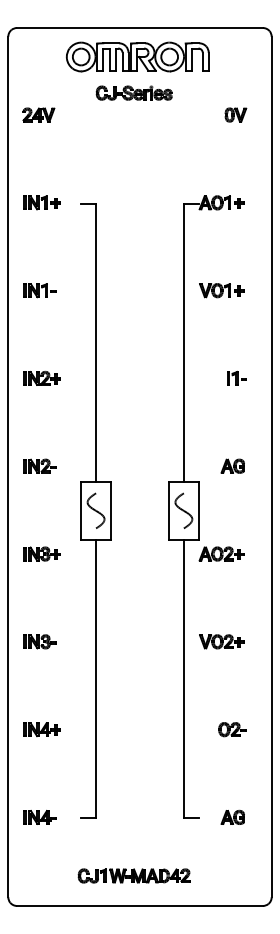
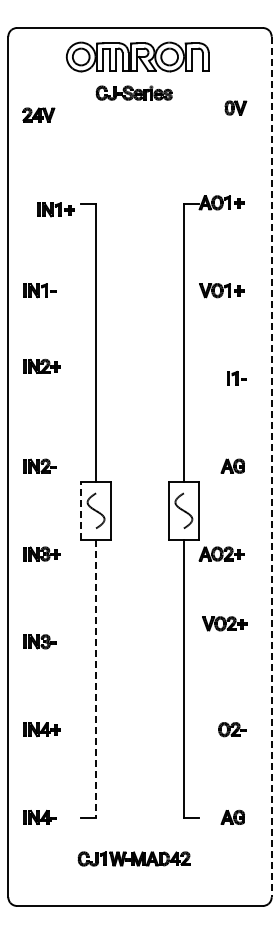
part position: (235, 114) -> (235, 107) (235, 107)
part position: (41, 202) -> (55, 209) (55, 209)
part position: (41, 377) -> (41, 365) (41, 365)
line: solid -> dashed (271, 467)
line: solid -> dashed (81, 510)
part position: (221, 641) -> (224, 623) (224, 623)
line: solid -> dashed (96, 679)
part position: (133, 875) -> (133, 858) (133, 858)
